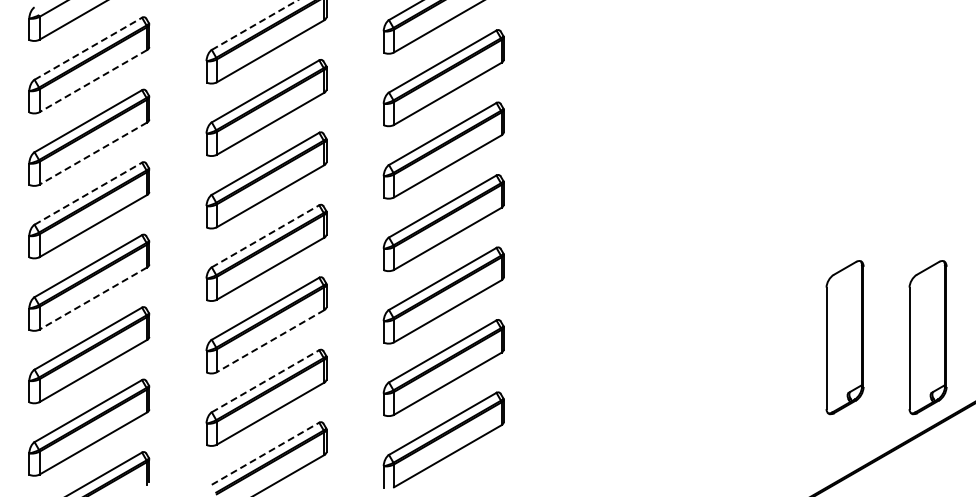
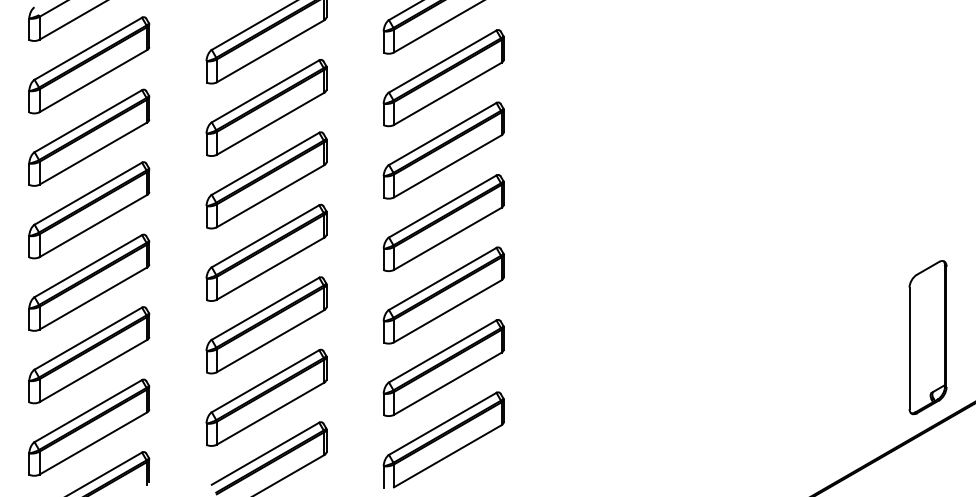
line: dashed -> solid (254, 25)
line: dashed -> solid (88, 48)
line: dashed -> solid (92, 81)
line: dashed -> solid (92, 153)
line: dashed -> solid (88, 193)
line: dashed -> solid (265, 236)
line: dashed -> solid (92, 298)
part: present -> none (844, 337)
line: dashed -> solid (270, 341)
line: dashed -> solid (265, 381)
line: dashed -> solid (265, 453)
